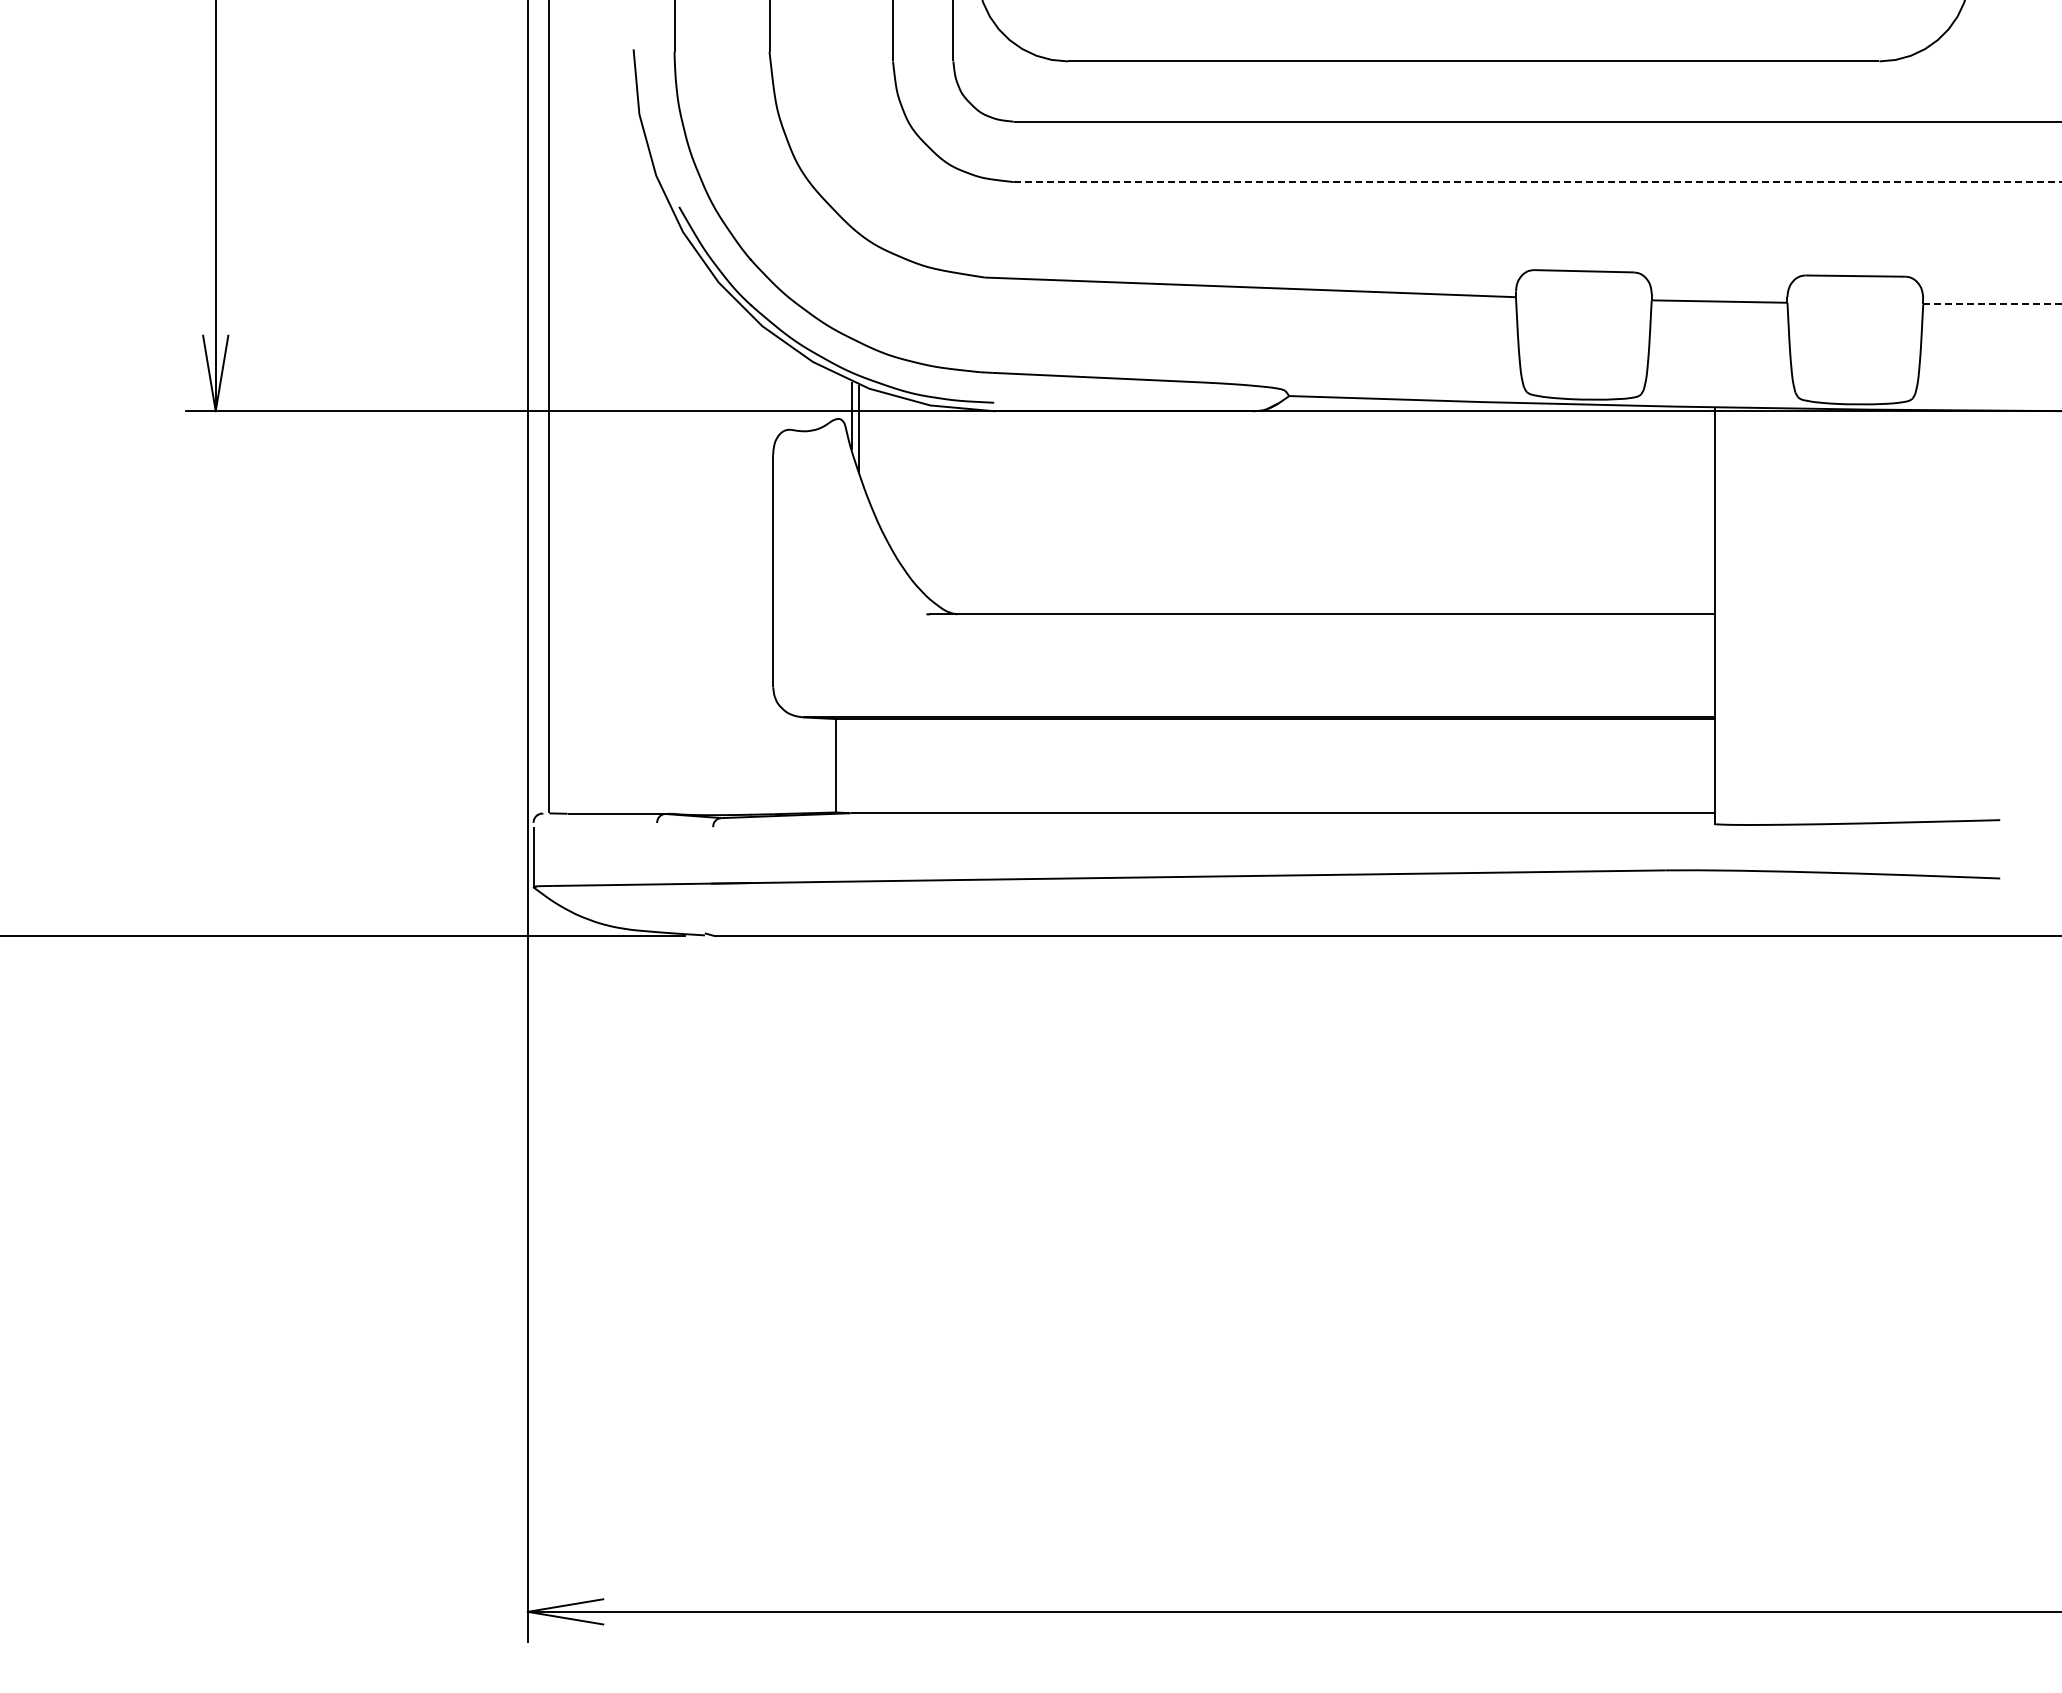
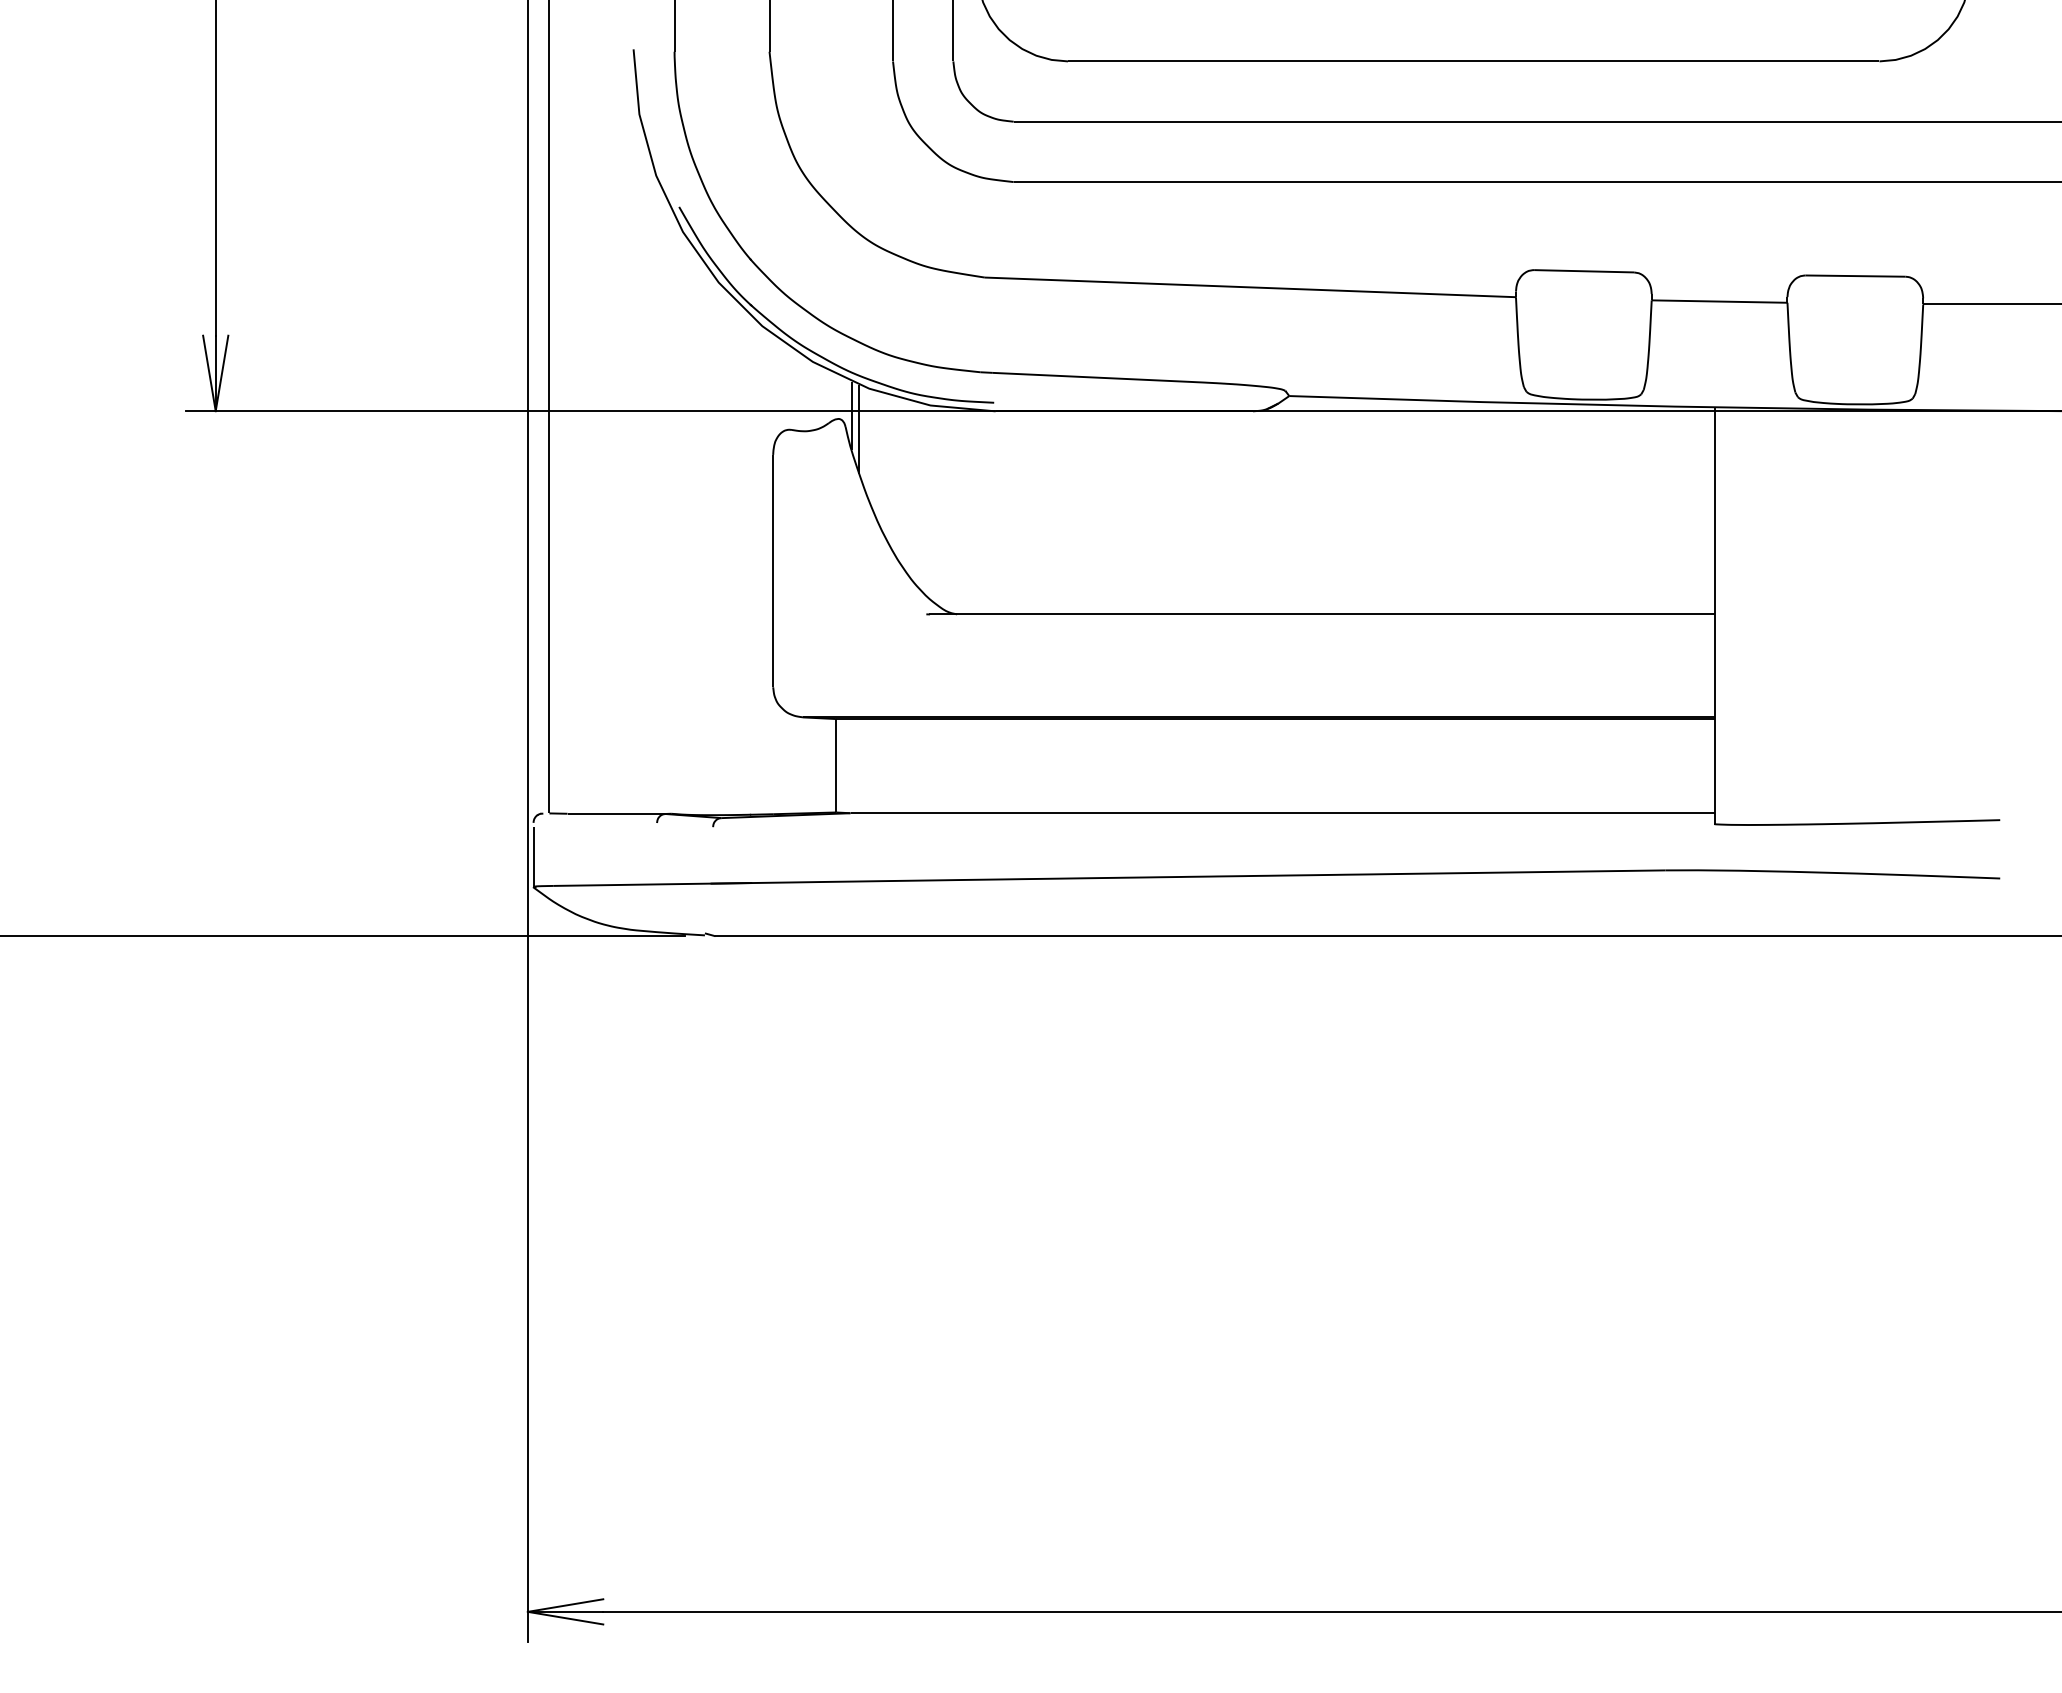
line: dashed -> solid (1537, 182)
line: dashed -> solid (1992, 304)
